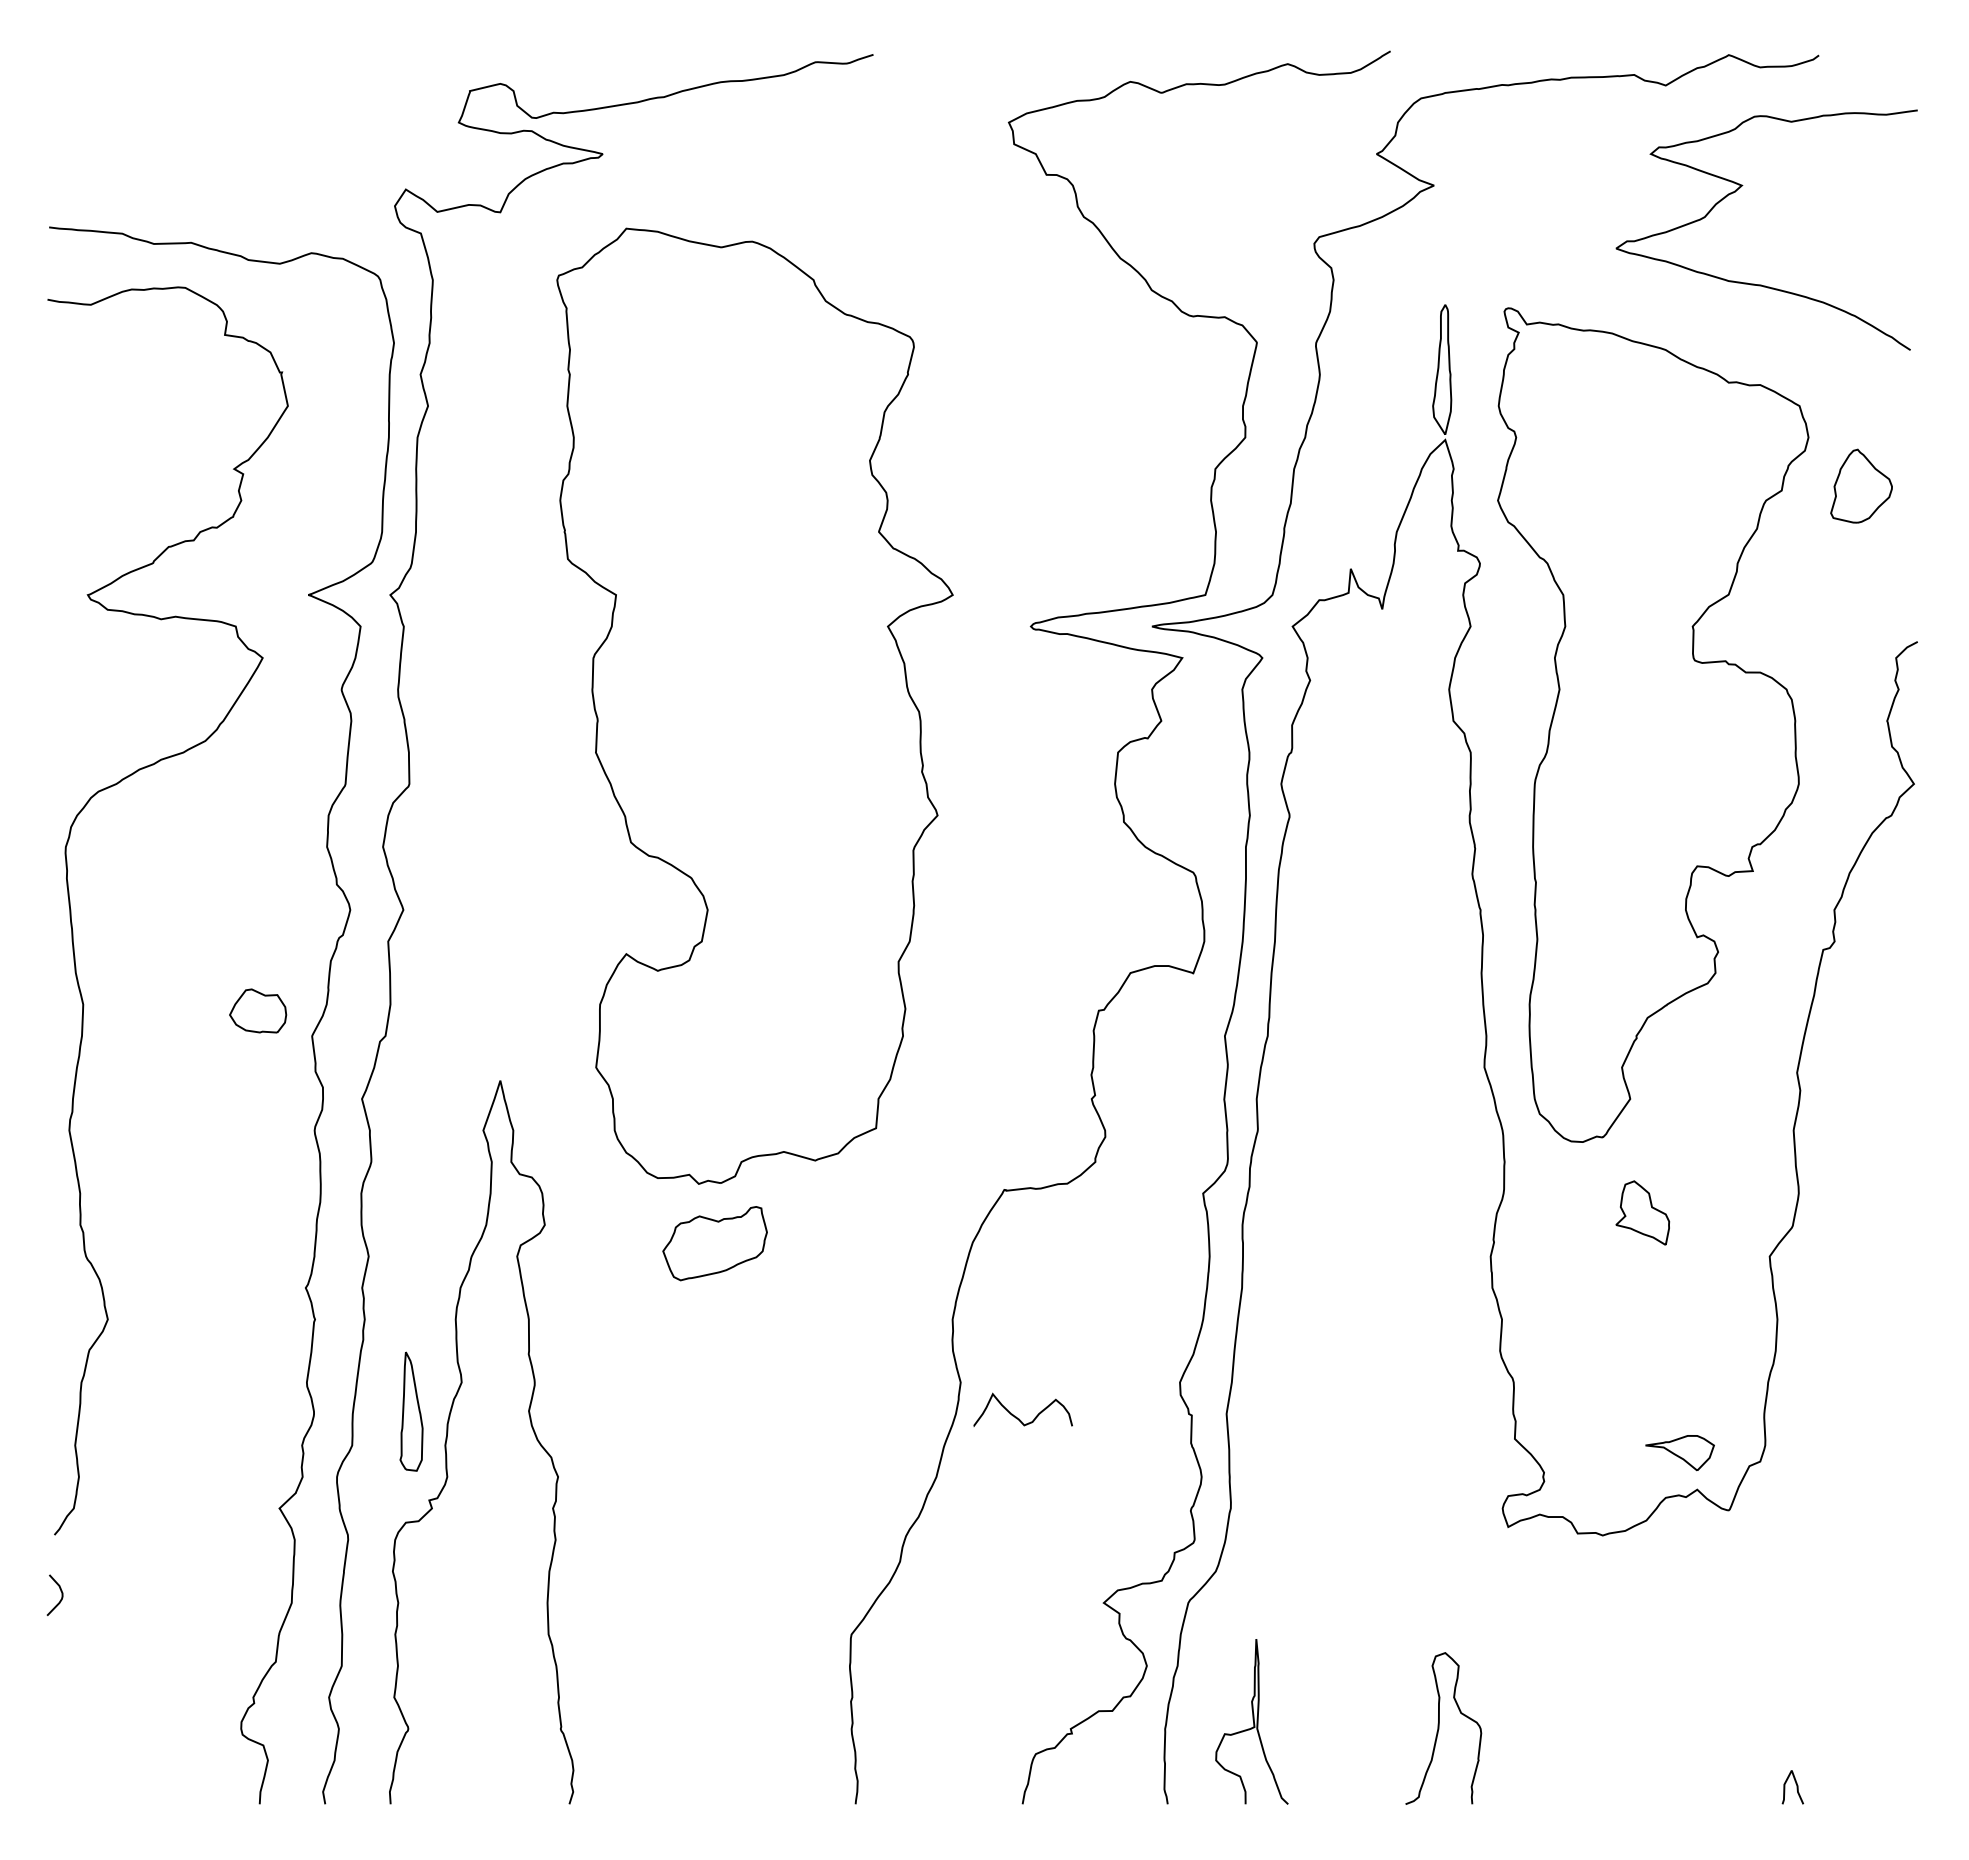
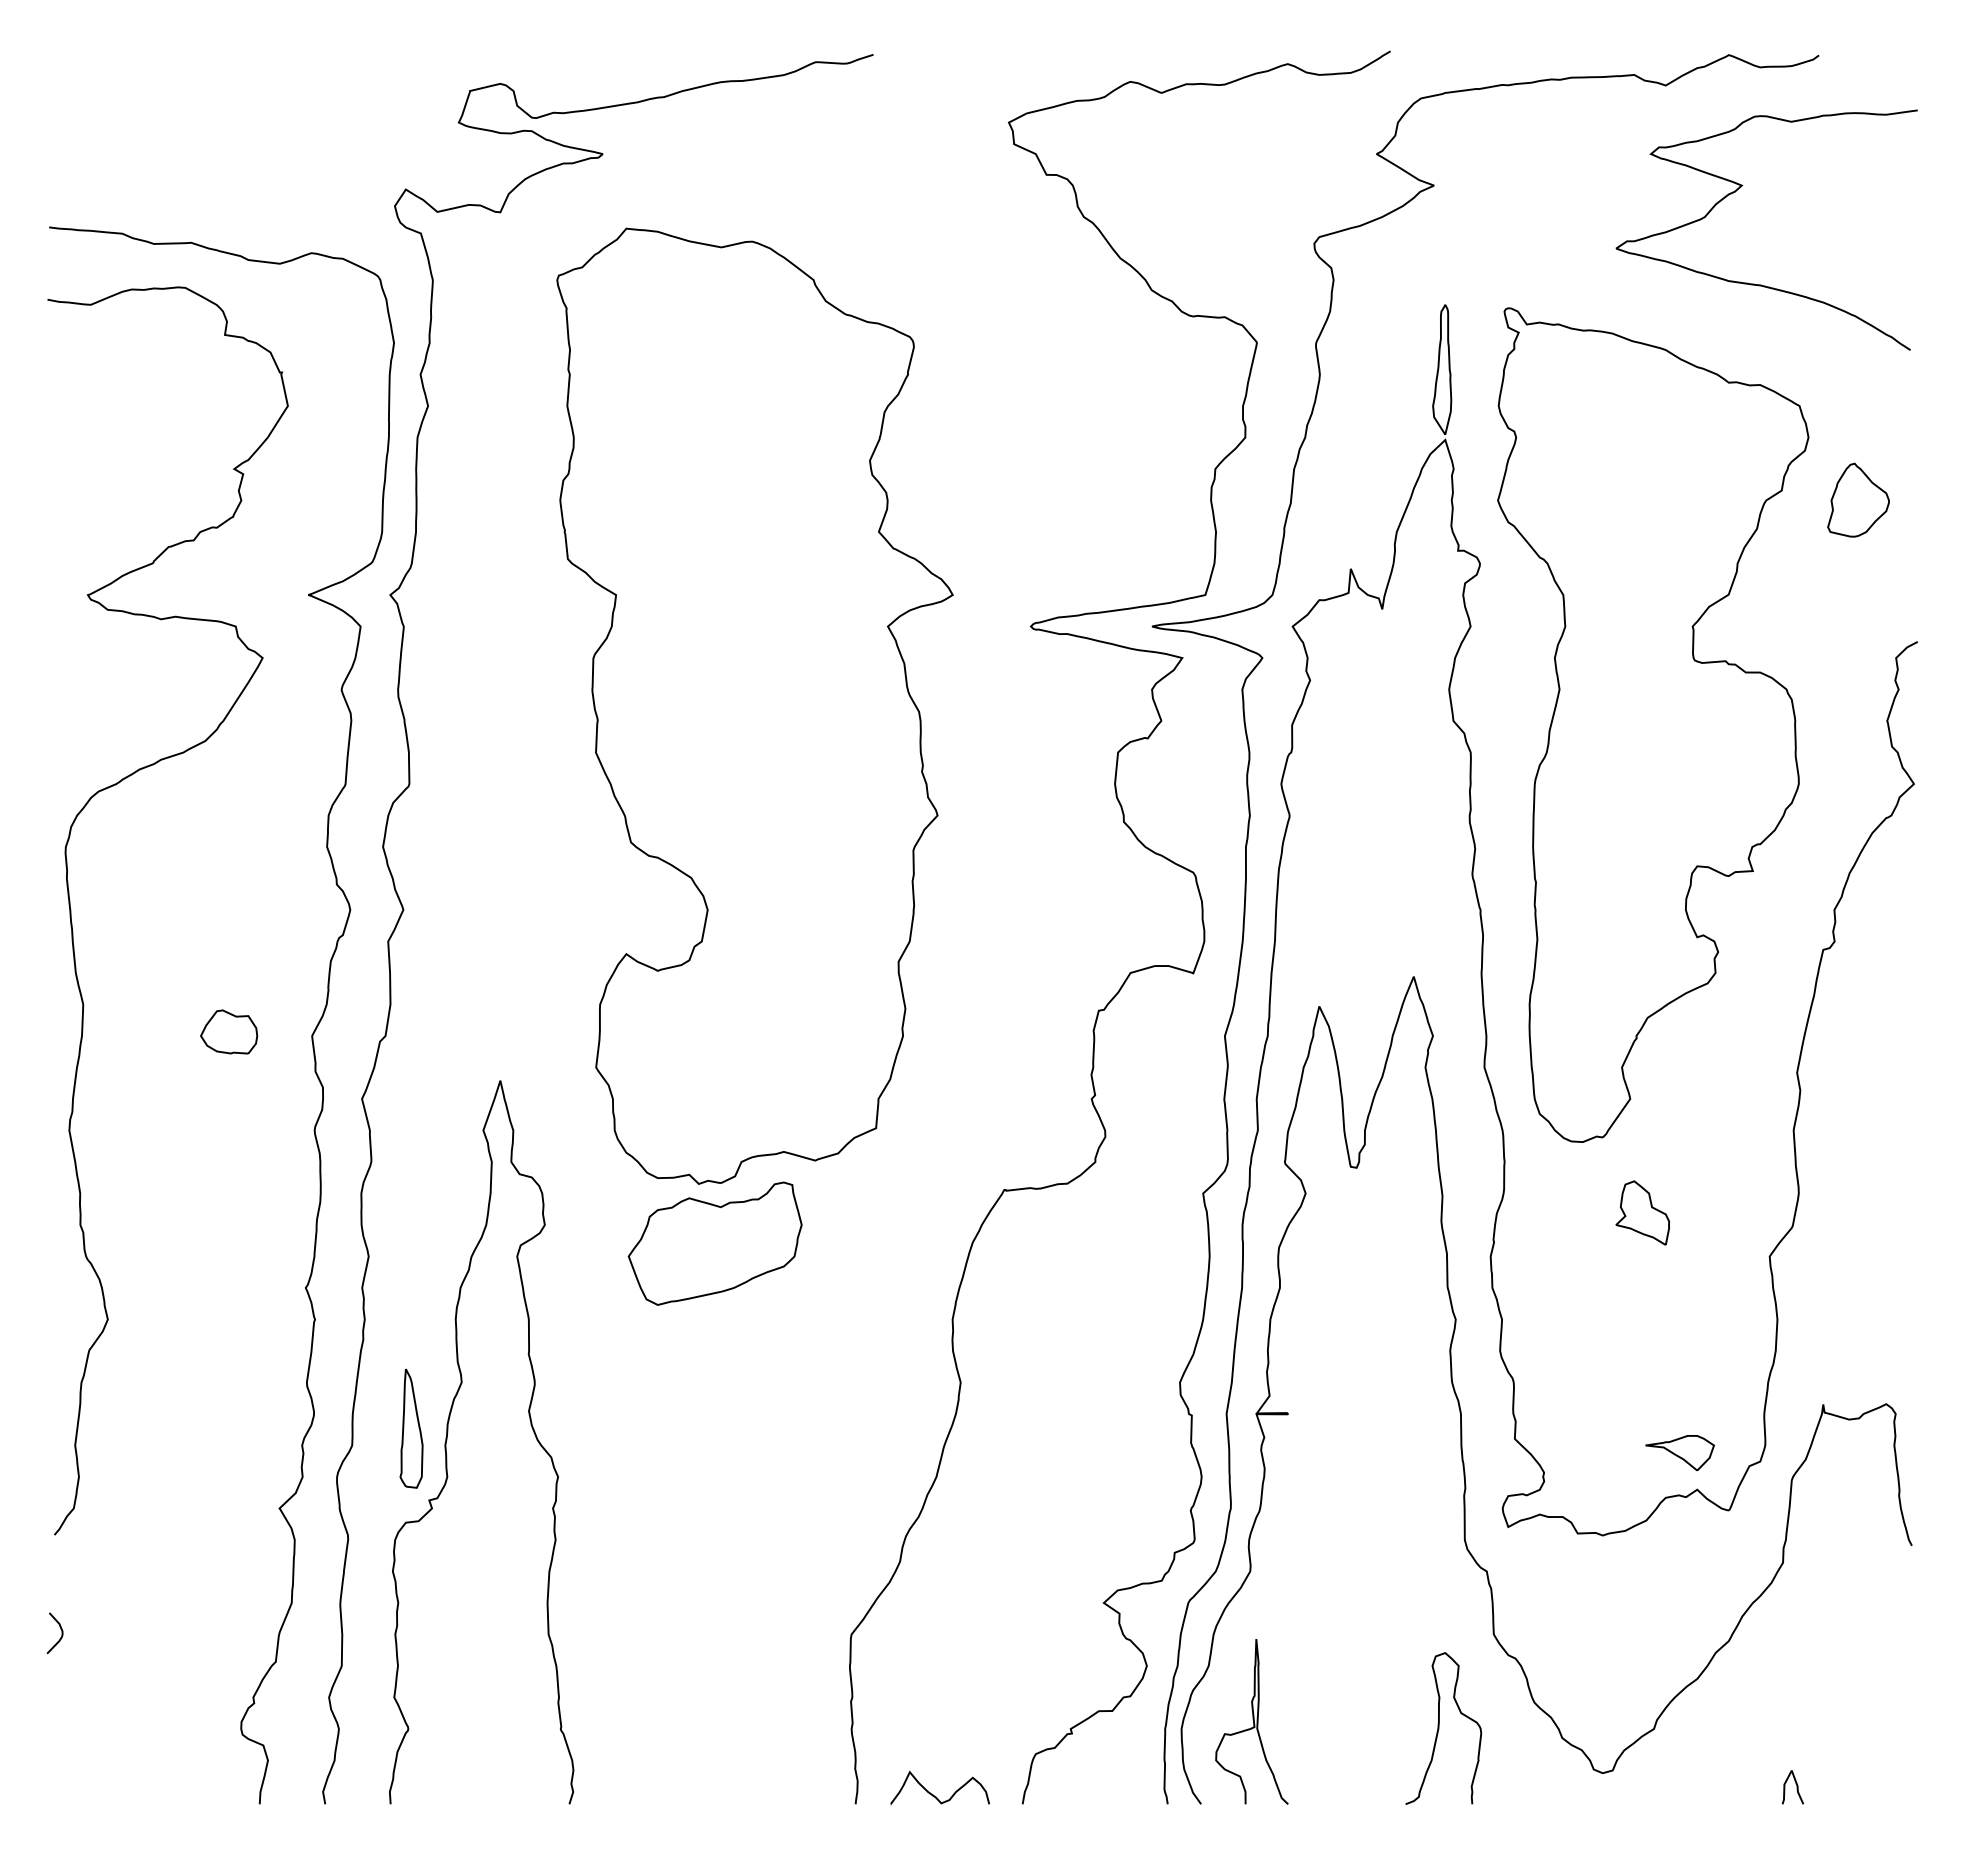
part position: (1861, 485) -> (1858, 499) (1858, 499)
part position: (258, 1010) -> (229, 1031) (229, 1031)
part size: 106x76 px -> 176x125 px (714, 1243)
curve: none -> present (1460, 1405)
part position: (411, 1411) -> (411, 1428) (411, 1428)
curve position: (1016, 1416) -> (933, 1794) (933, 1794)
curve position: (60, 1591) -> (60, 1629) (60, 1629)
